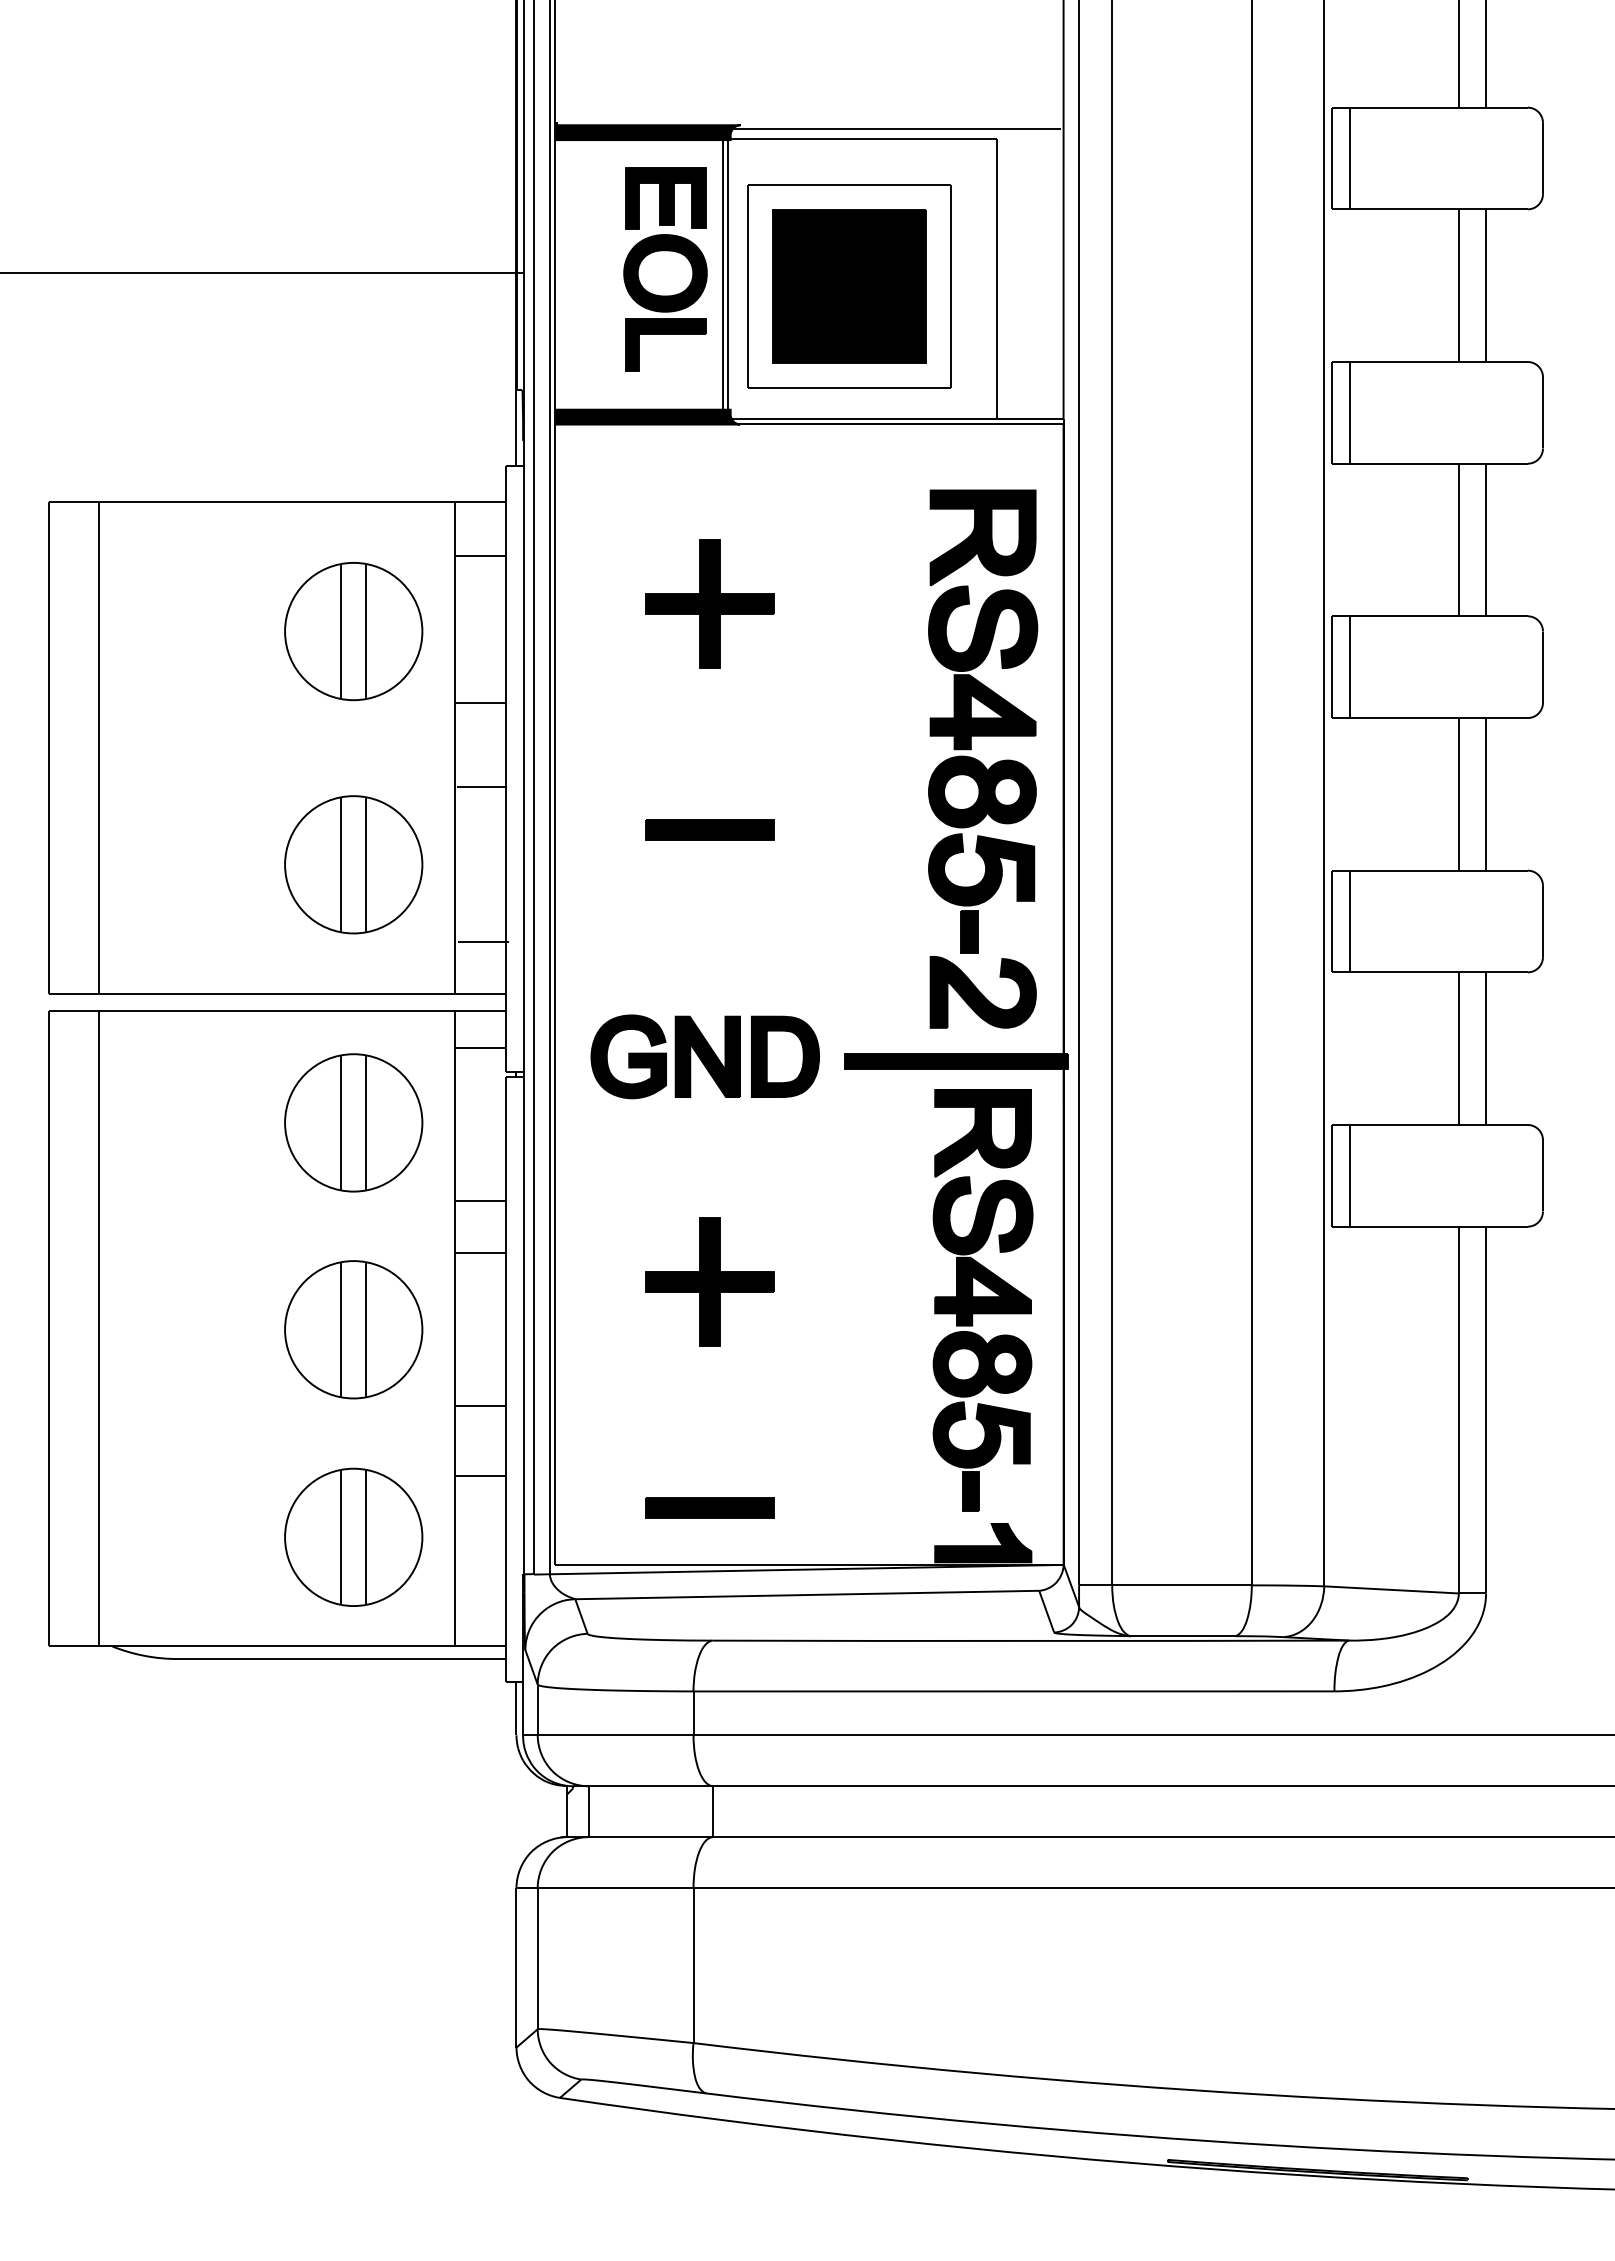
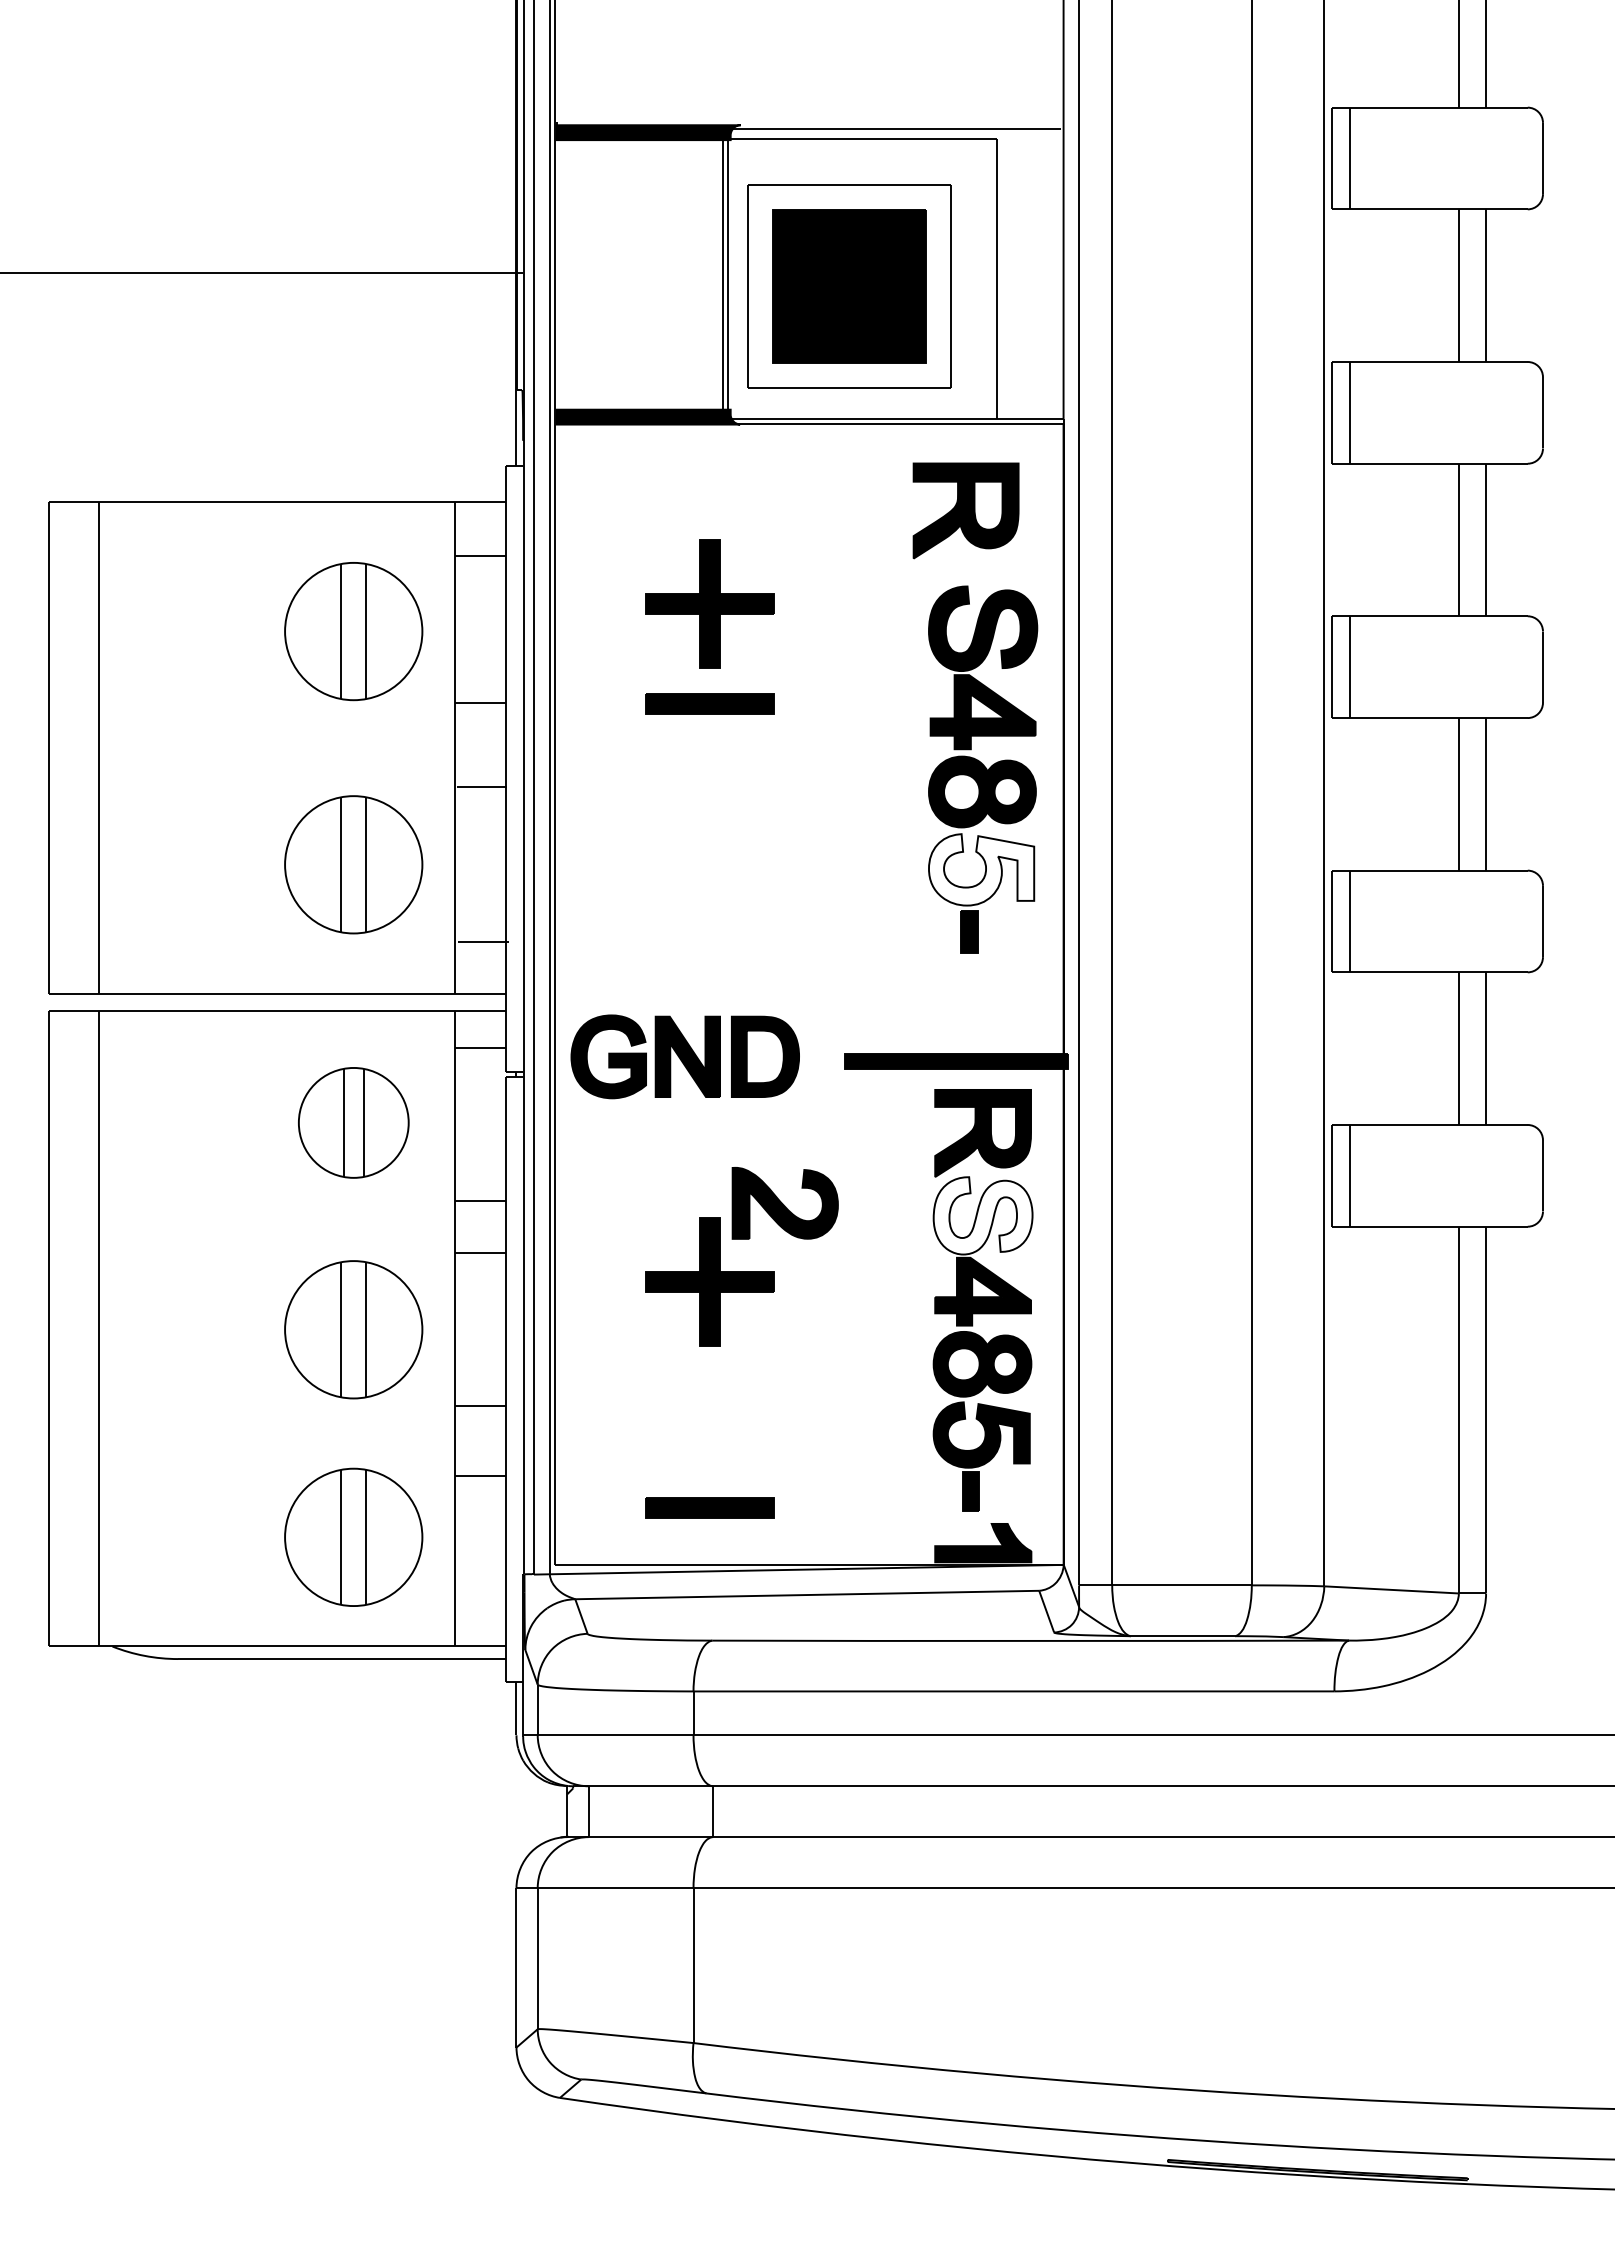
part: present -> none (665, 269)
part position: (982, 537) -> (965, 510) (965, 510)
part position: (709, 829) -> (709, 703) (709, 703)
fill: present -> none (981, 869)
part position: (982, 992) -> (784, 1203) (784, 1203)
part position: (704, 1056) -> (684, 1056) (684, 1056)
part size: 140x140 px -> 112x112 px (353, 1122)
fill: present -> none (982, 1215)
